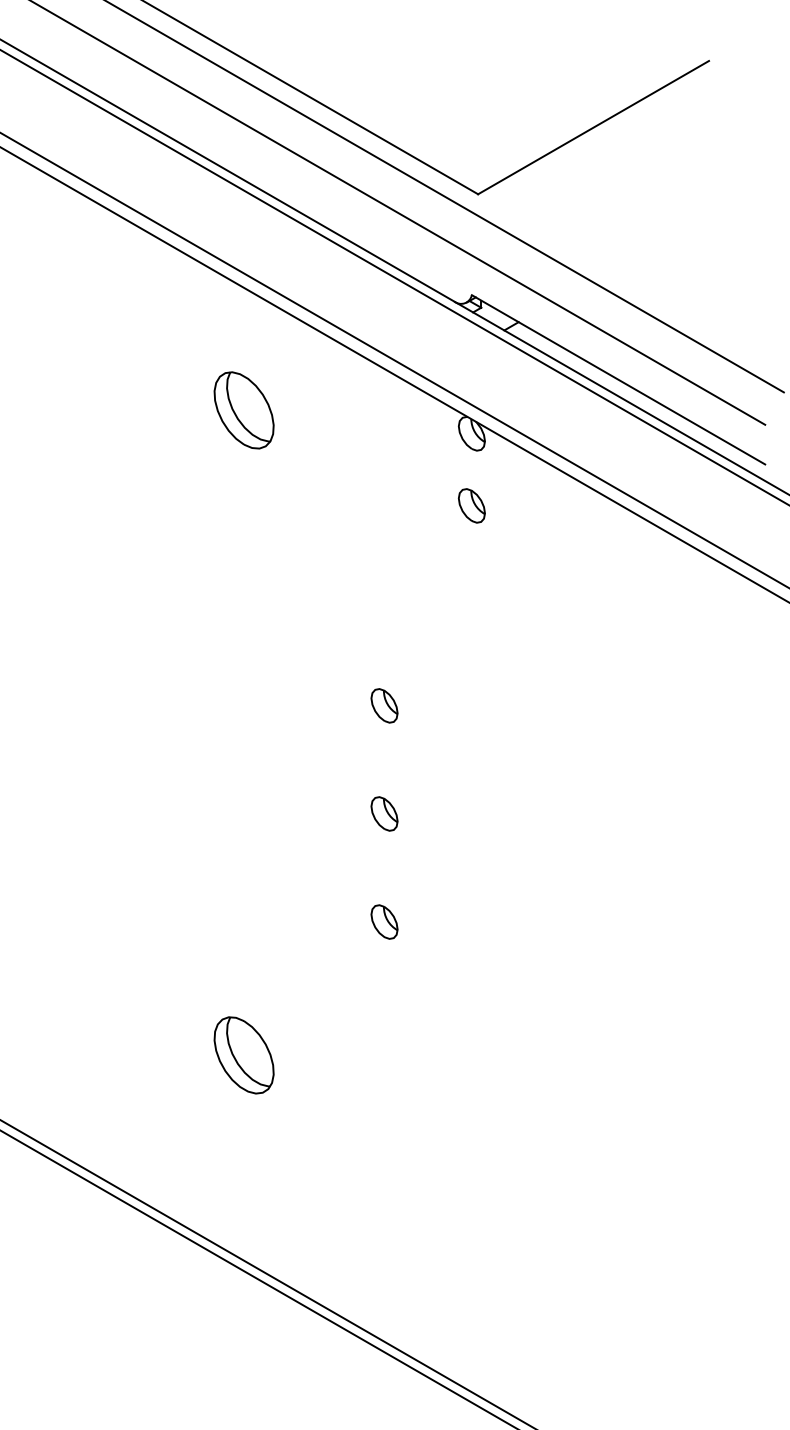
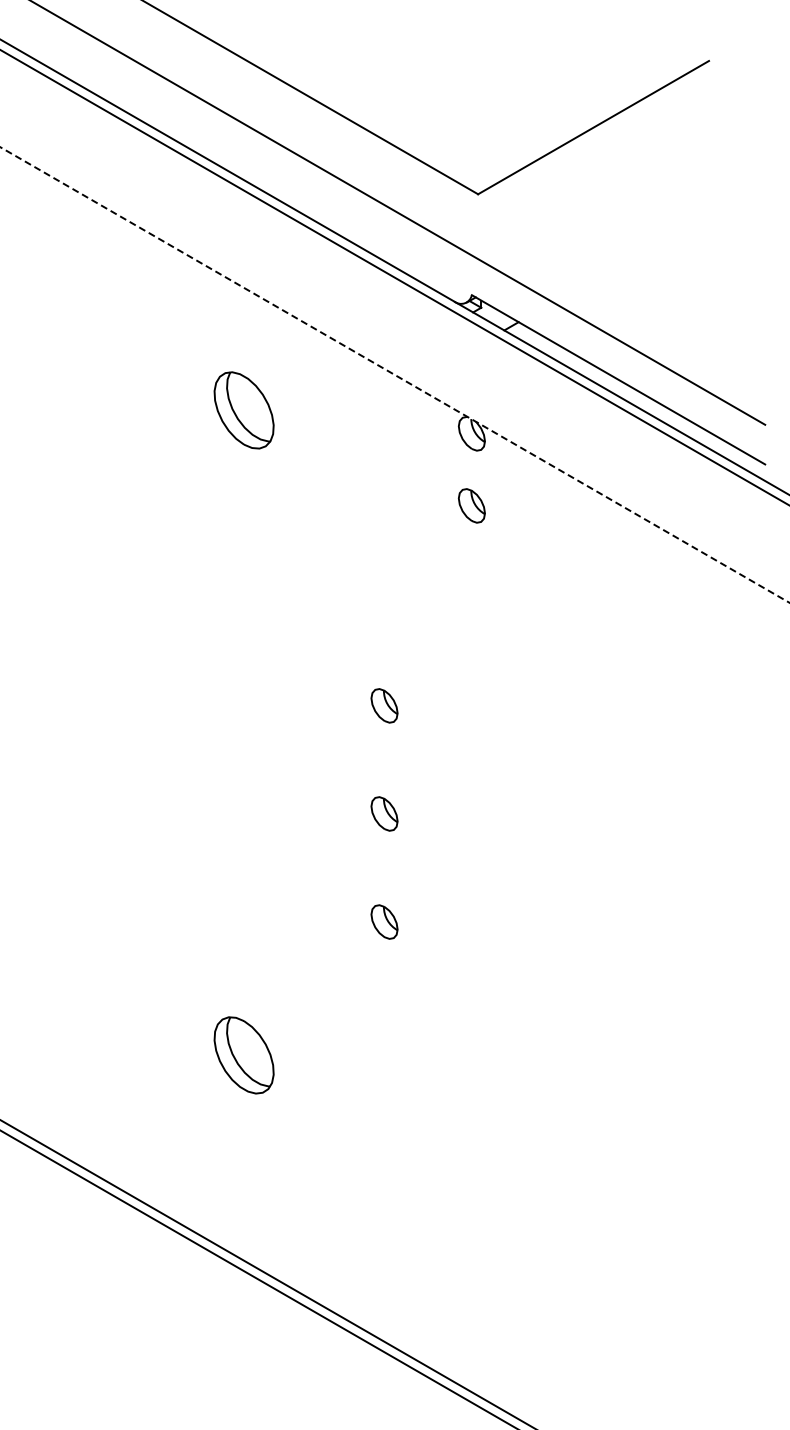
line: present -> none (445, 197)
line: present -> none (394, 359)
line: solid -> dashed (394, 374)
